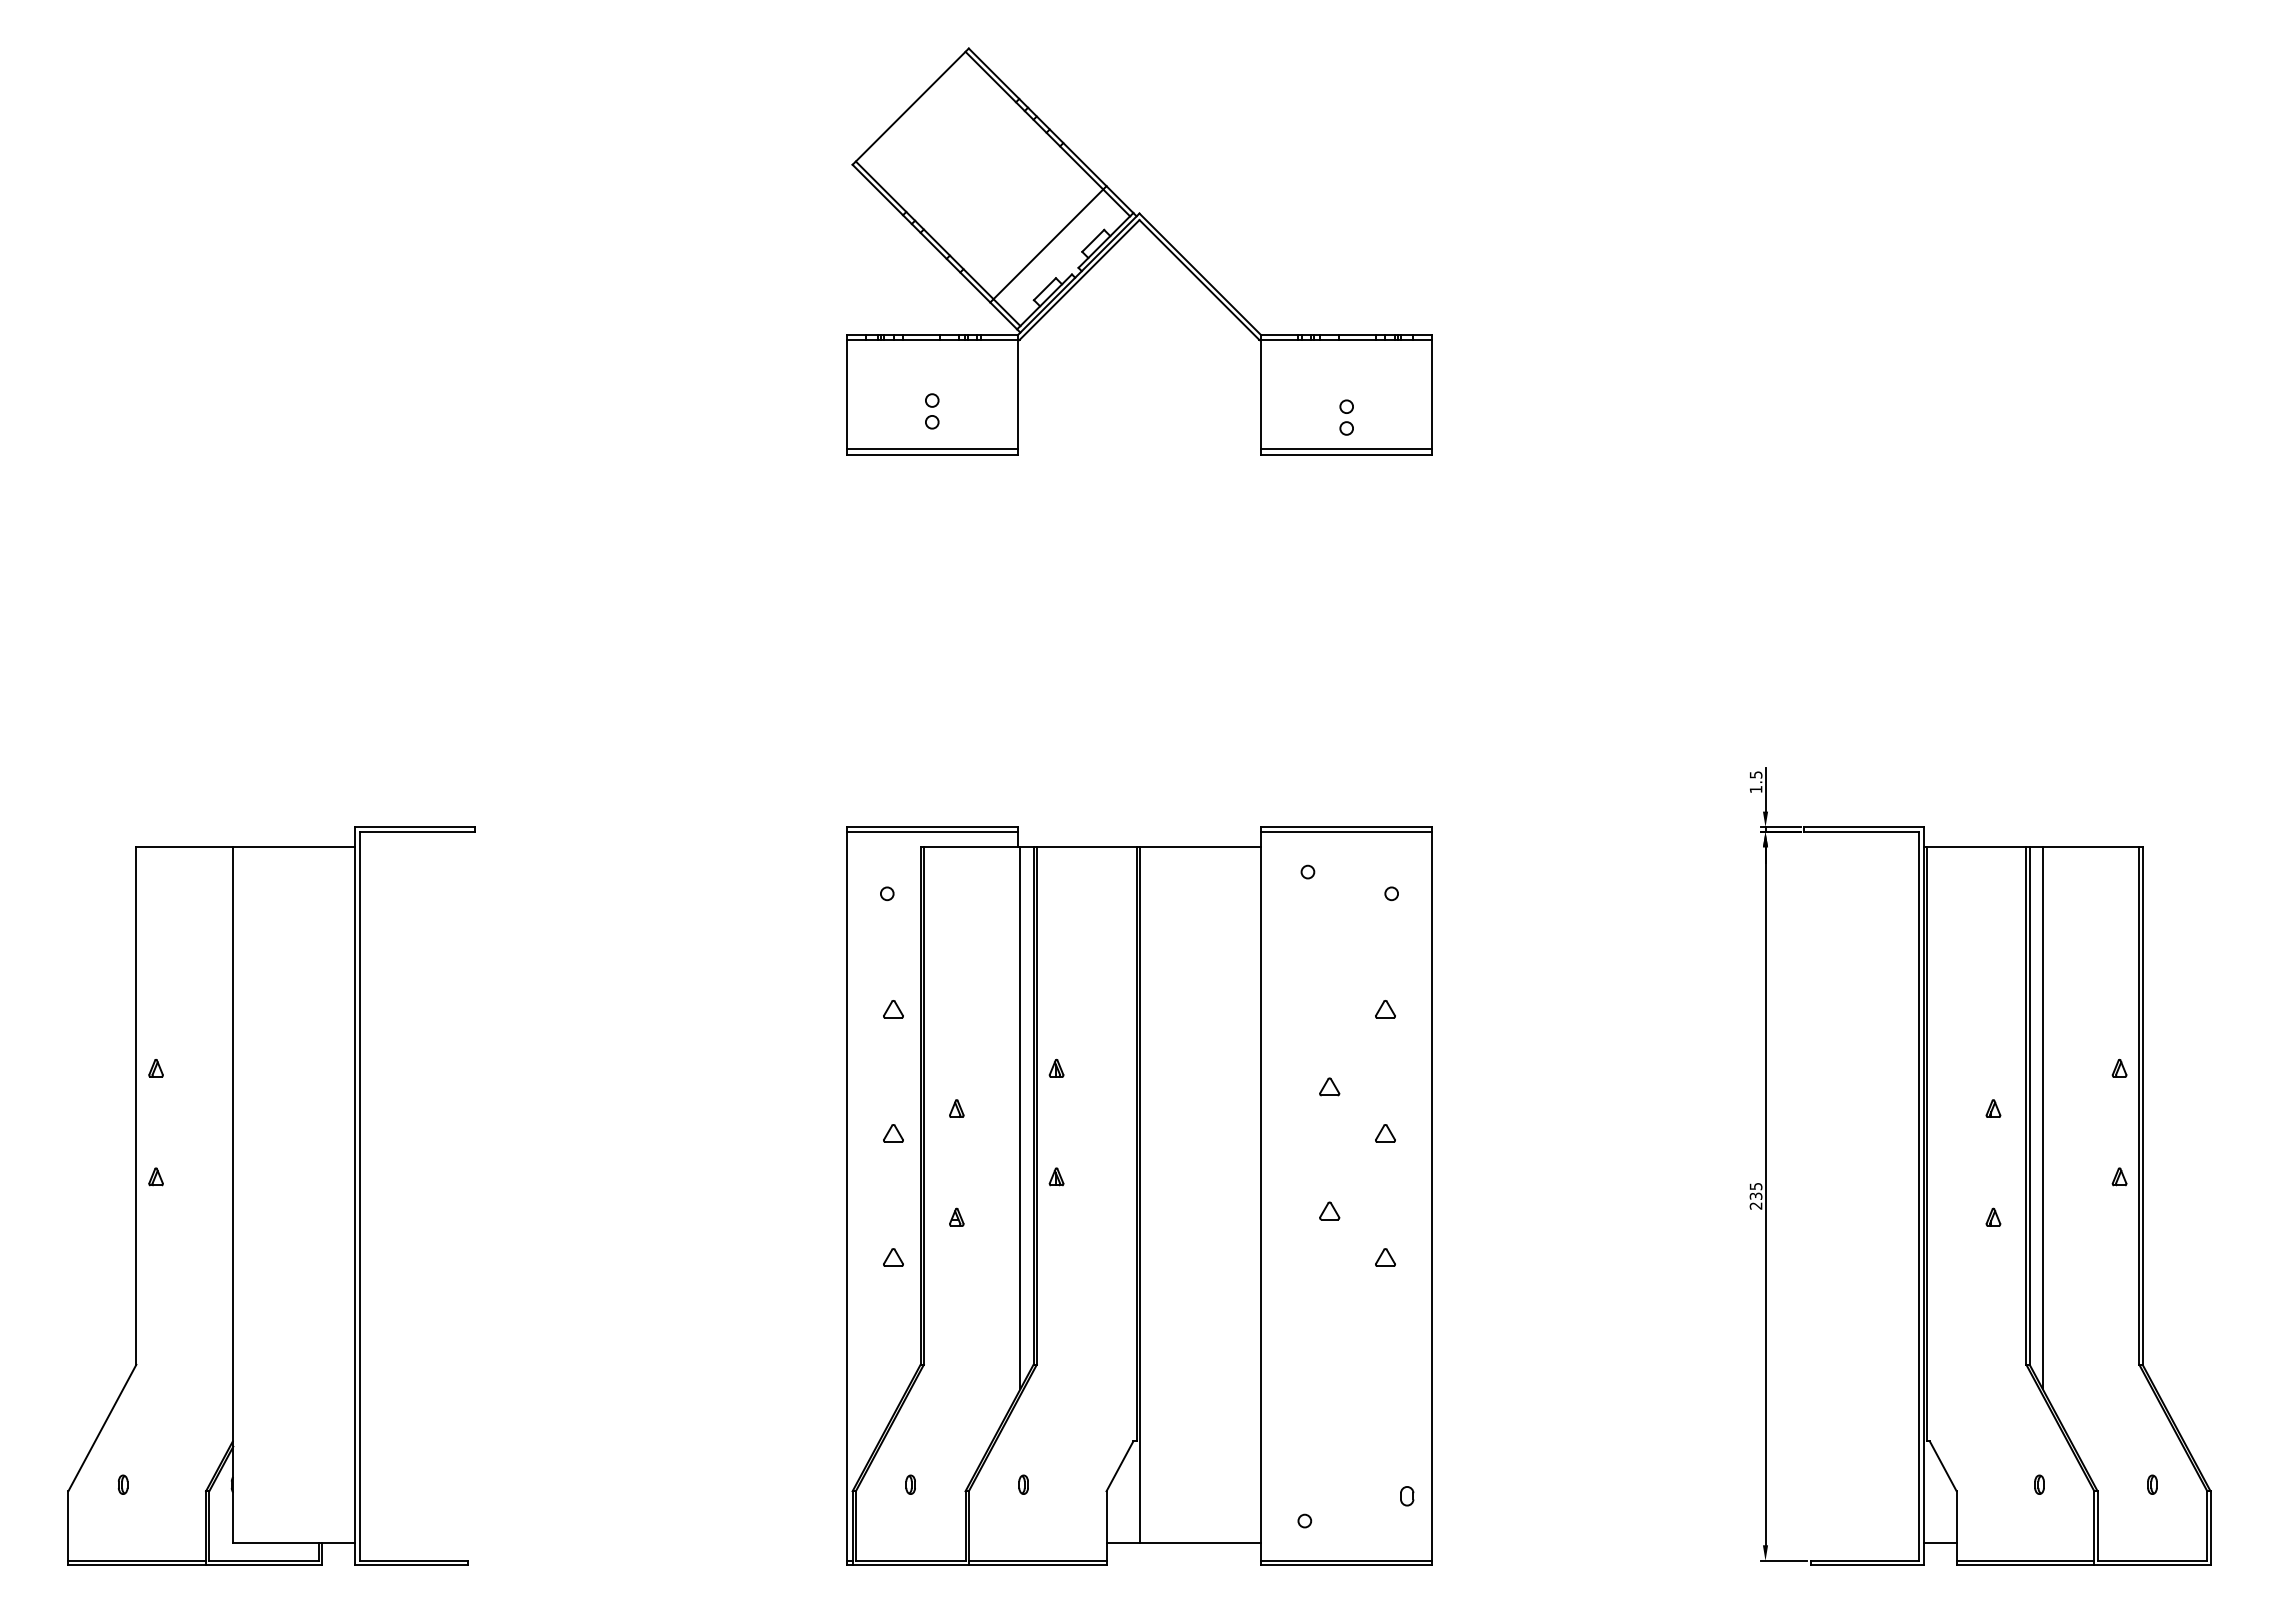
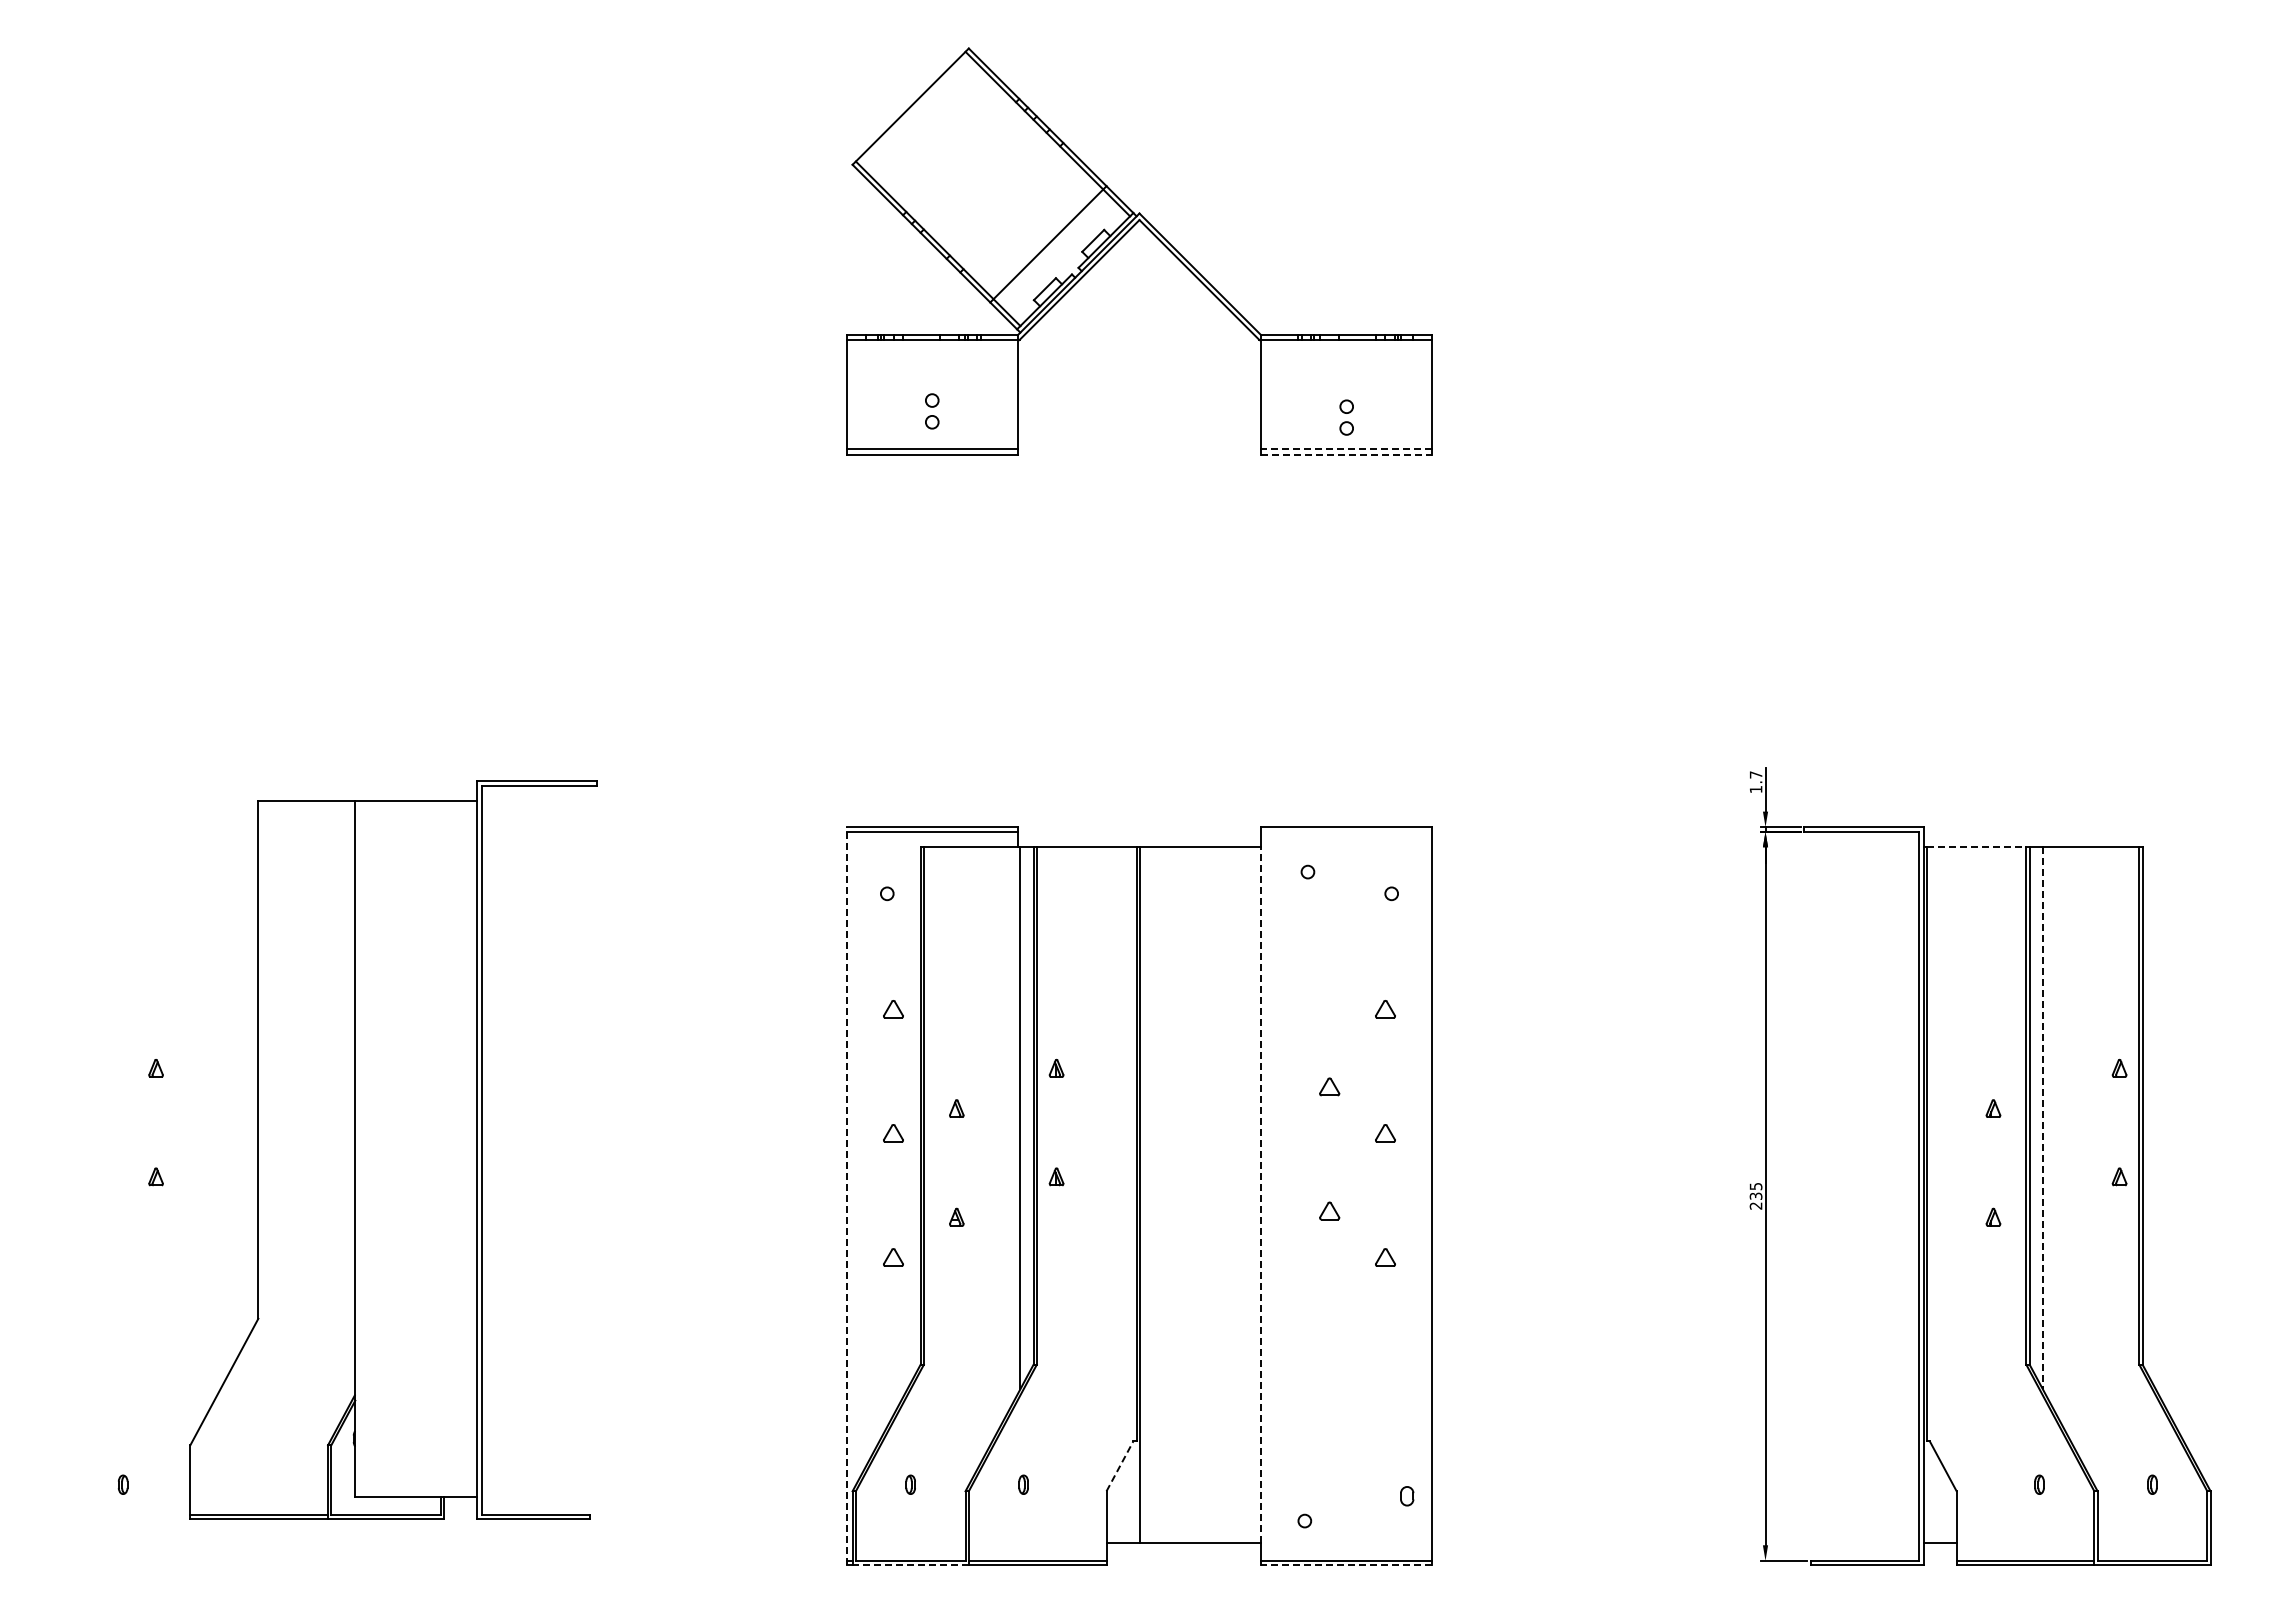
line: solid -> dashed (1346, 448)
line: solid -> dashed (1347, 454)
text: 1.5 -> 1.7 (1756, 774)
line: present -> none (1346, 831)
line: solid -> dashed (1976, 847)
line: solid -> dashed (2042, 1118)
part position: (271, 1195) -> (393, 1149) (393, 1149)
line: solid -> dashed (846, 1195)
line: solid -> dashed (1261, 1195)
line: solid -> dashed (1120, 1465)
line: solid -> dashed (910, 1565)
line: solid -> dashed (1346, 1565)
